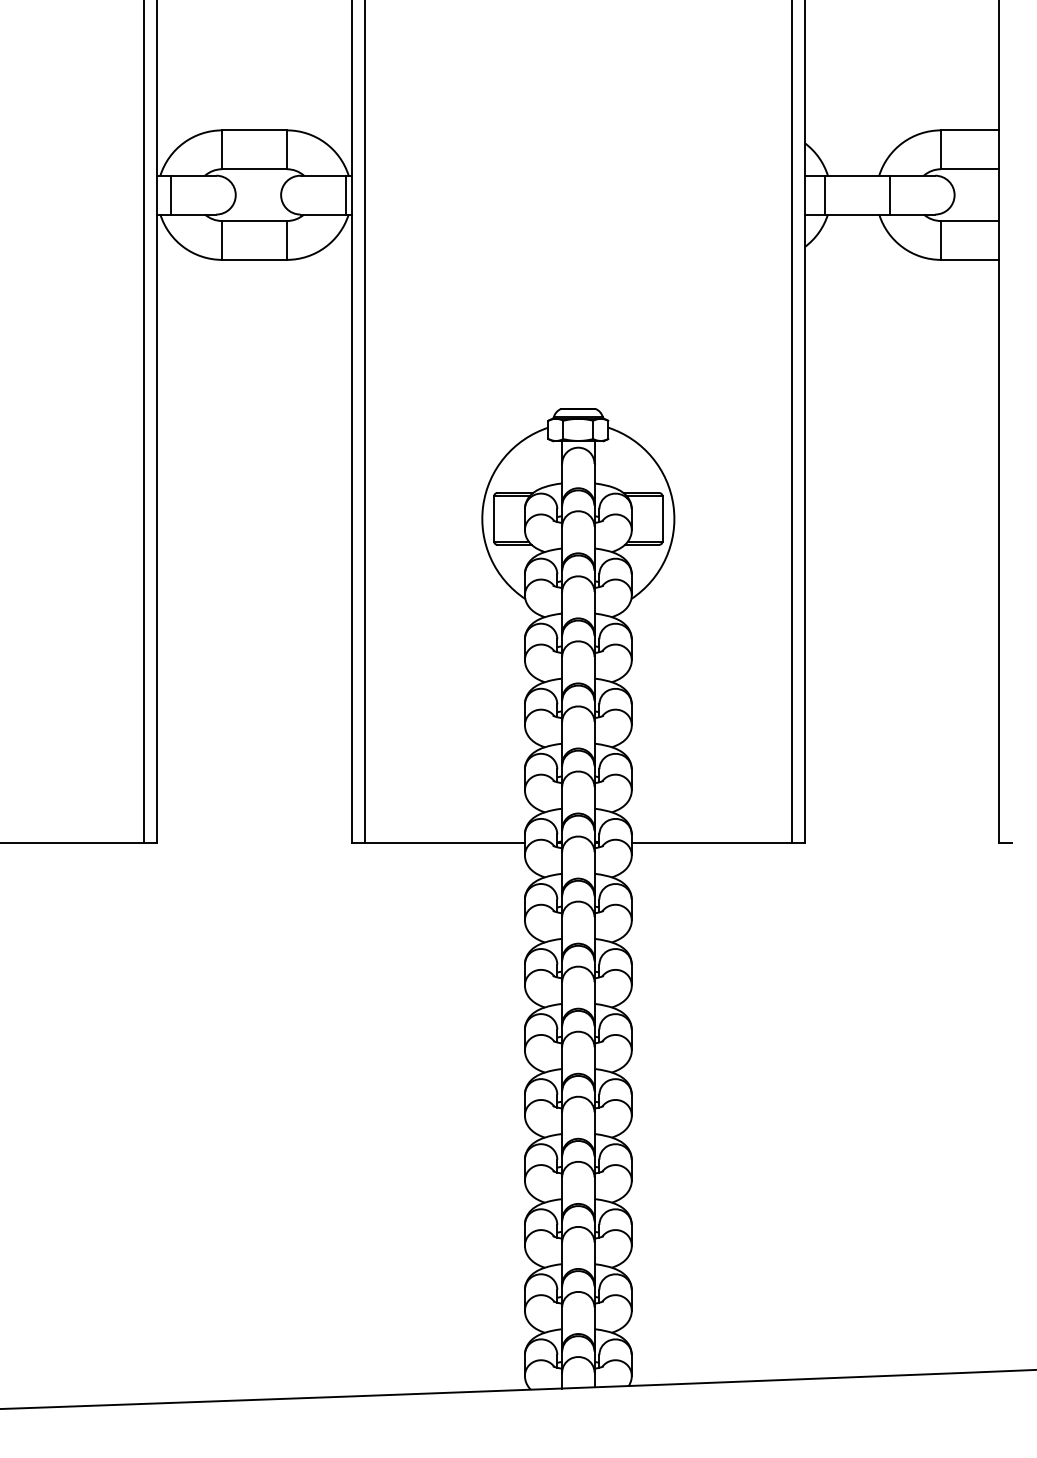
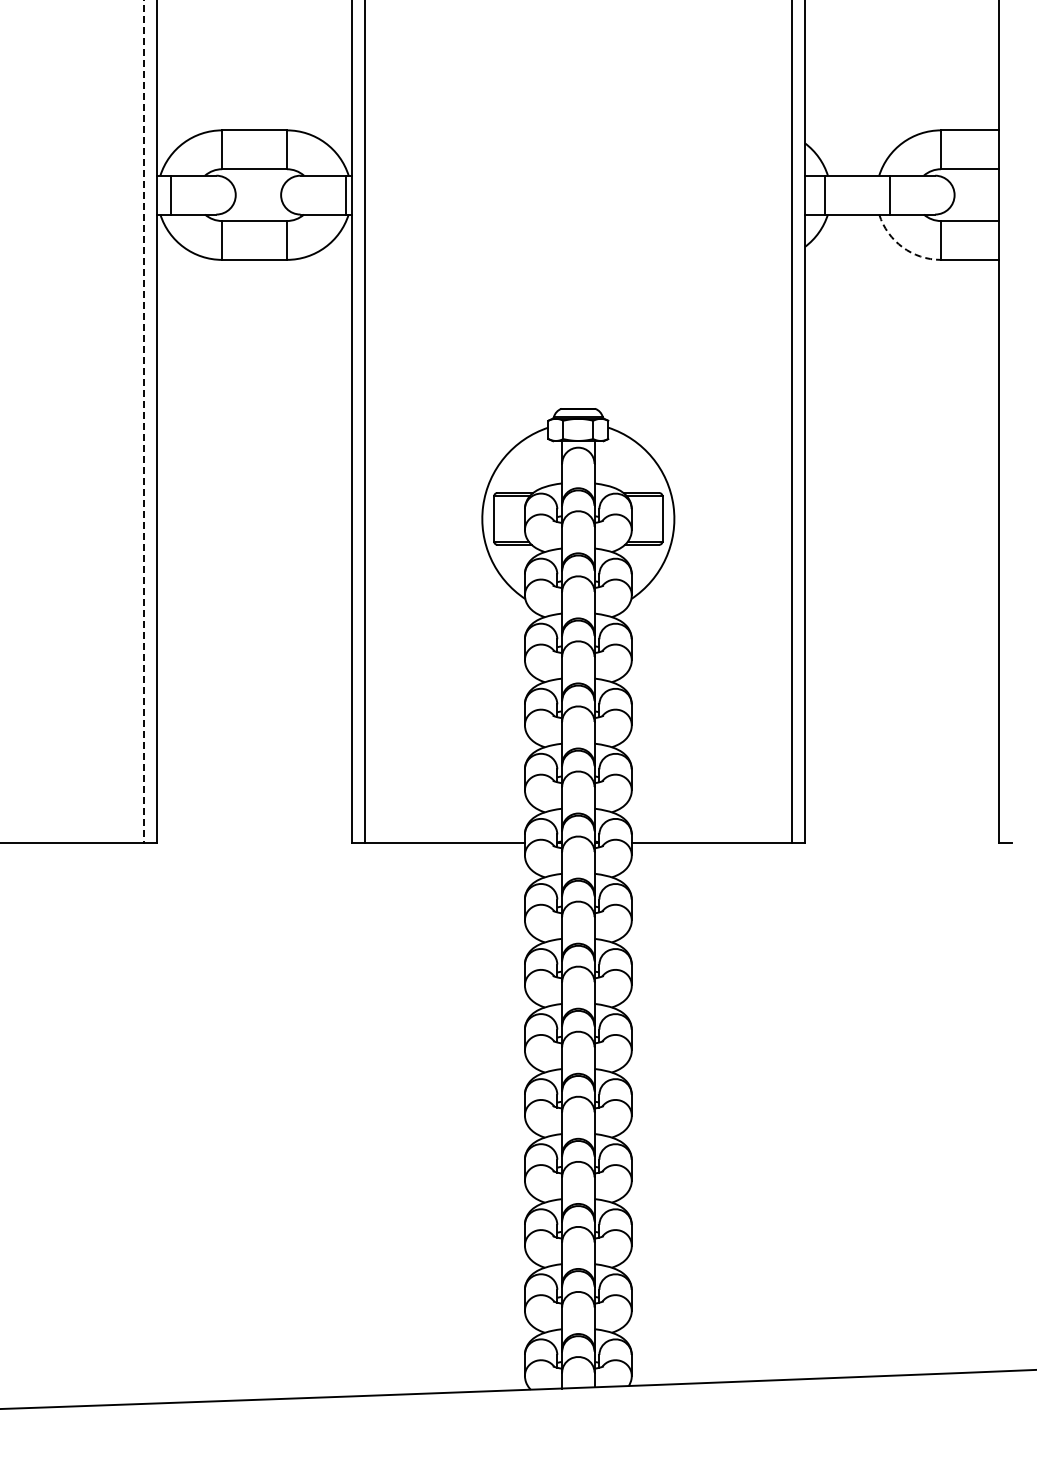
arc: solid -> dashed (902, 247)
line: solid -> dashed (144, 421)
